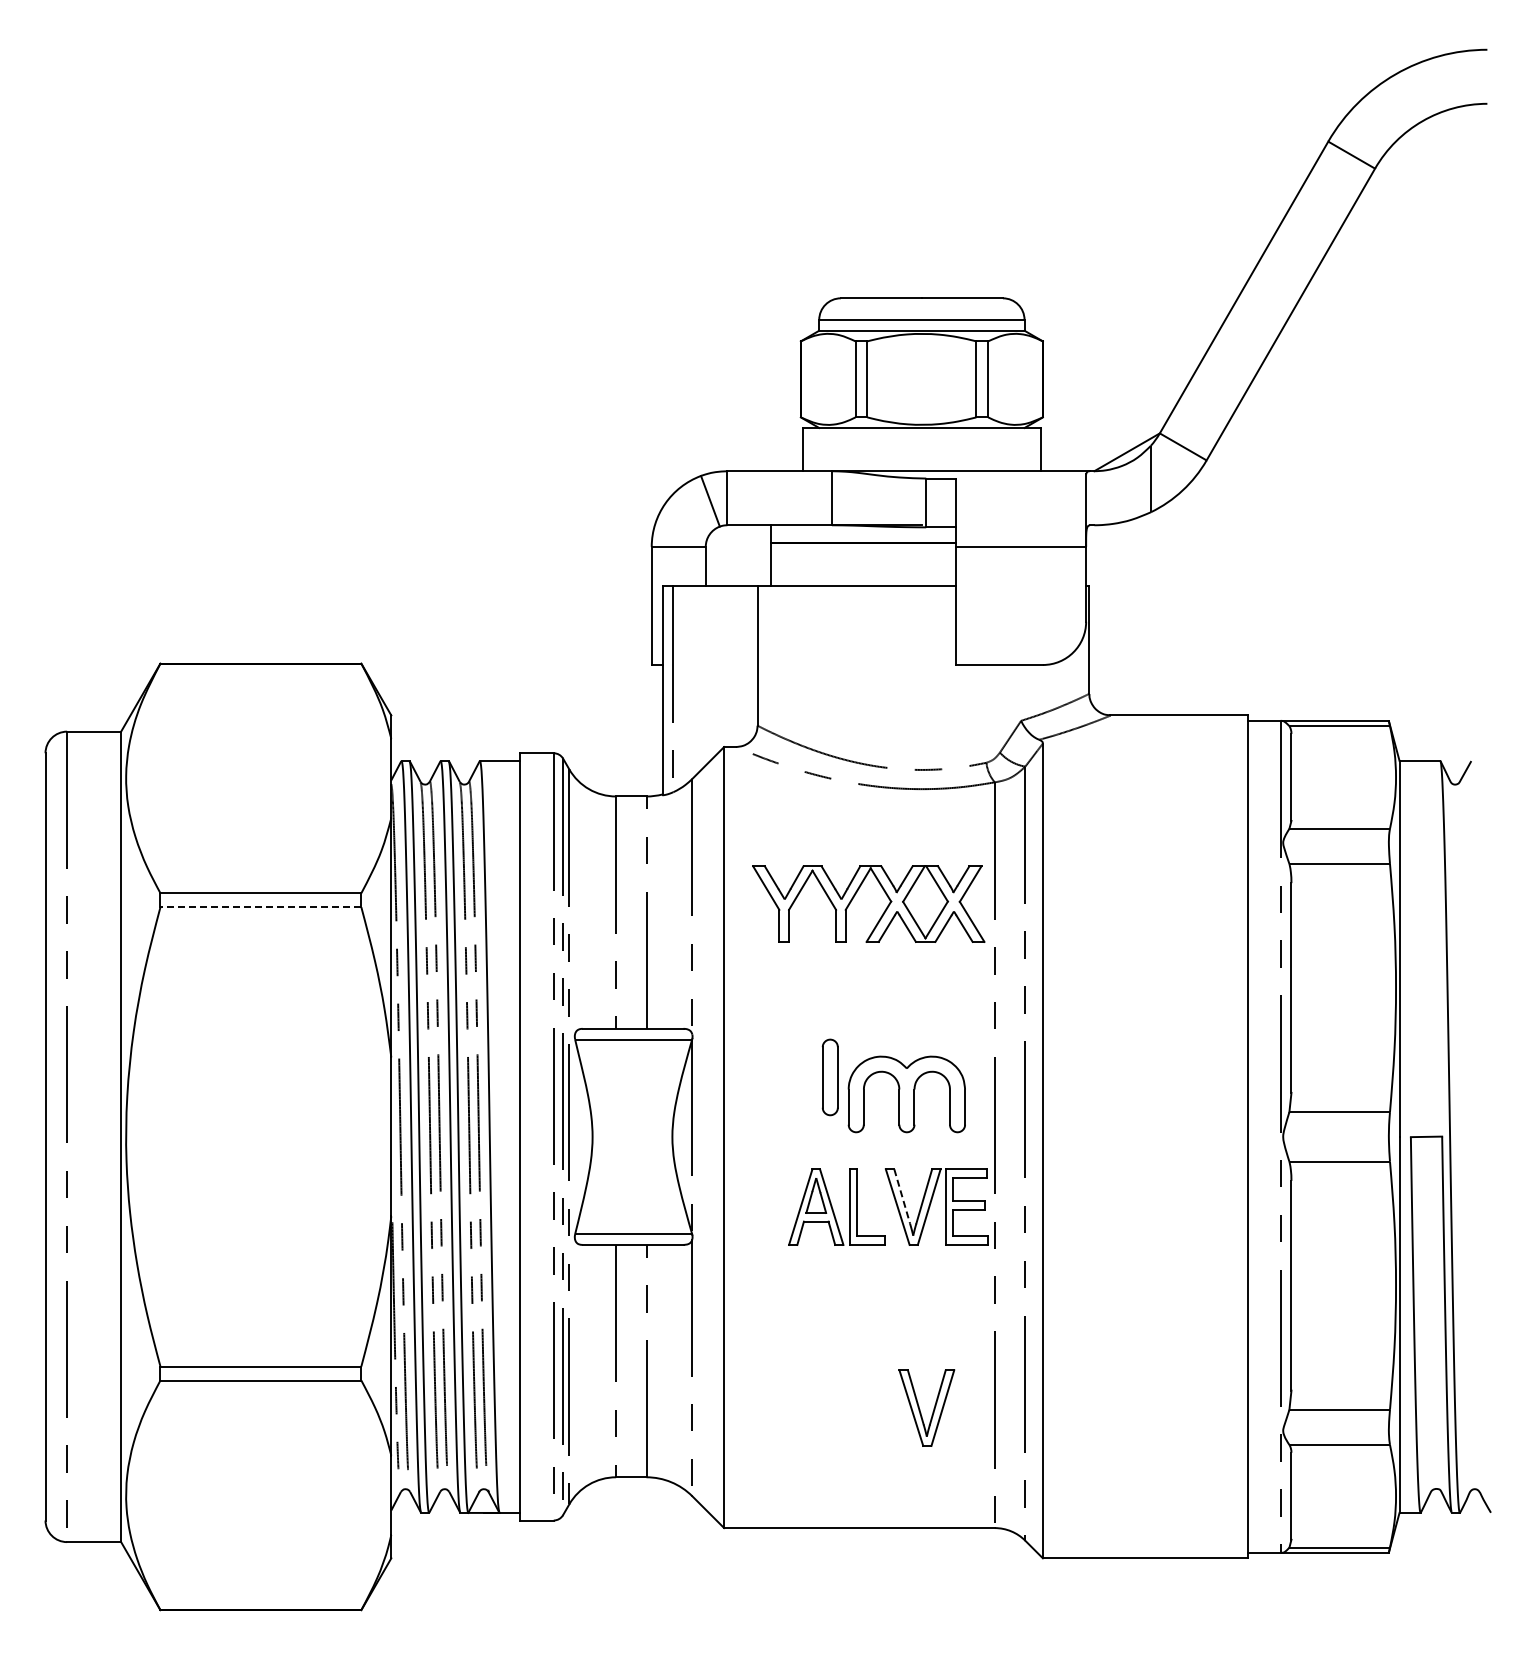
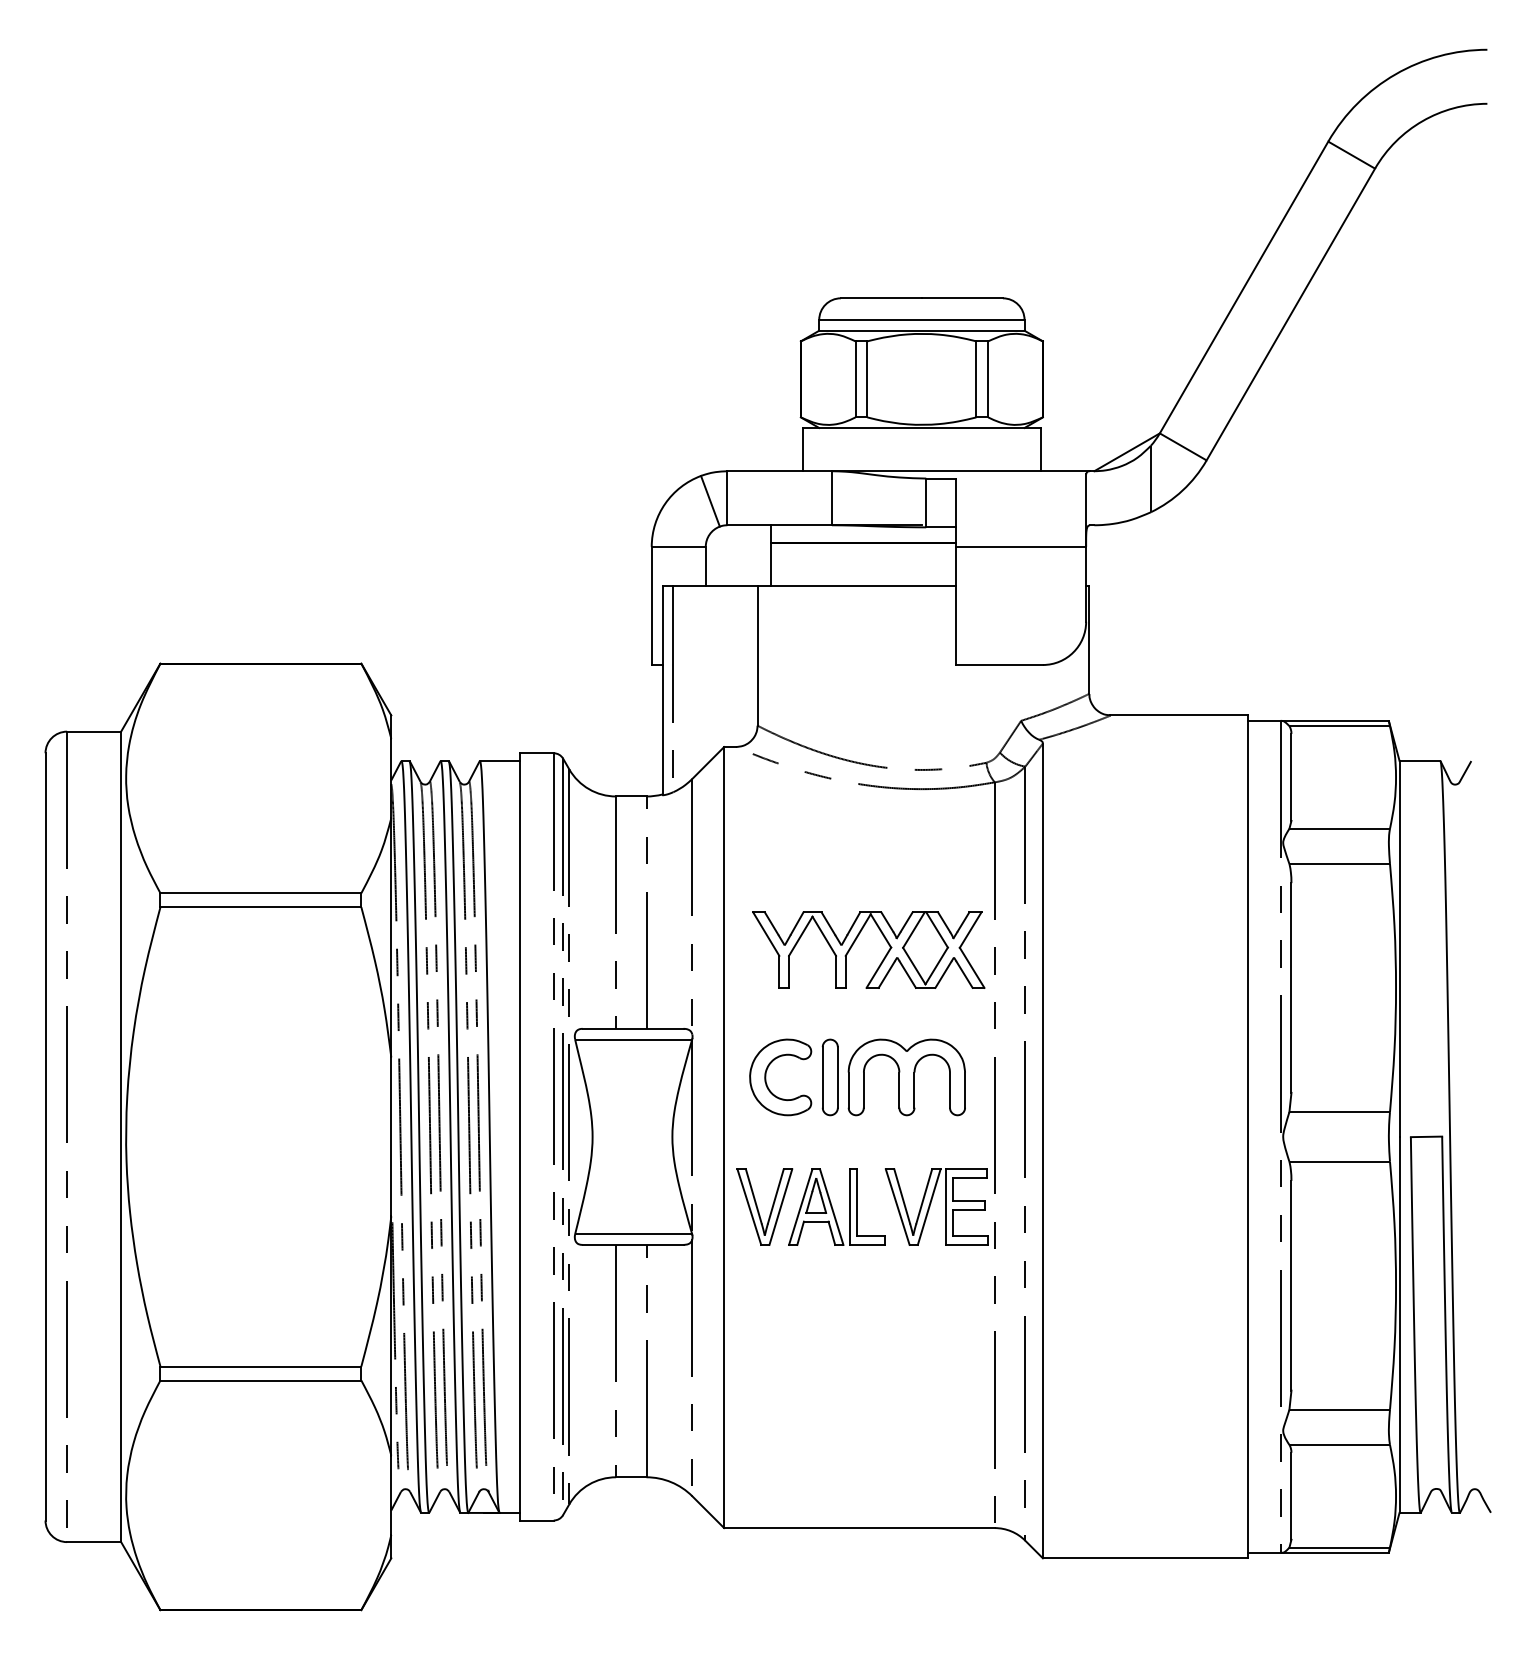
part position: (856, 894) -> (856, 940) (856, 940)
line: dashed -> solid (260, 907)
part: none -> present (766, 1077)
part position: (906, 1094) -> (906, 1077) (906, 1077)
line: dashed -> solid (902, 1196)
part position: (920, 1409) -> (758, 1208) (758, 1208)
